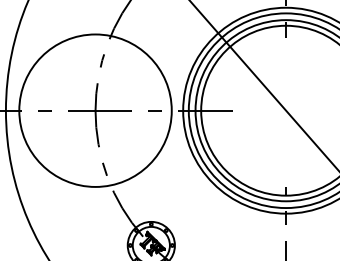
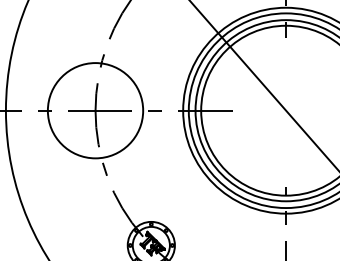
circle diameter: 152 px -> 95 px (95, 110)
